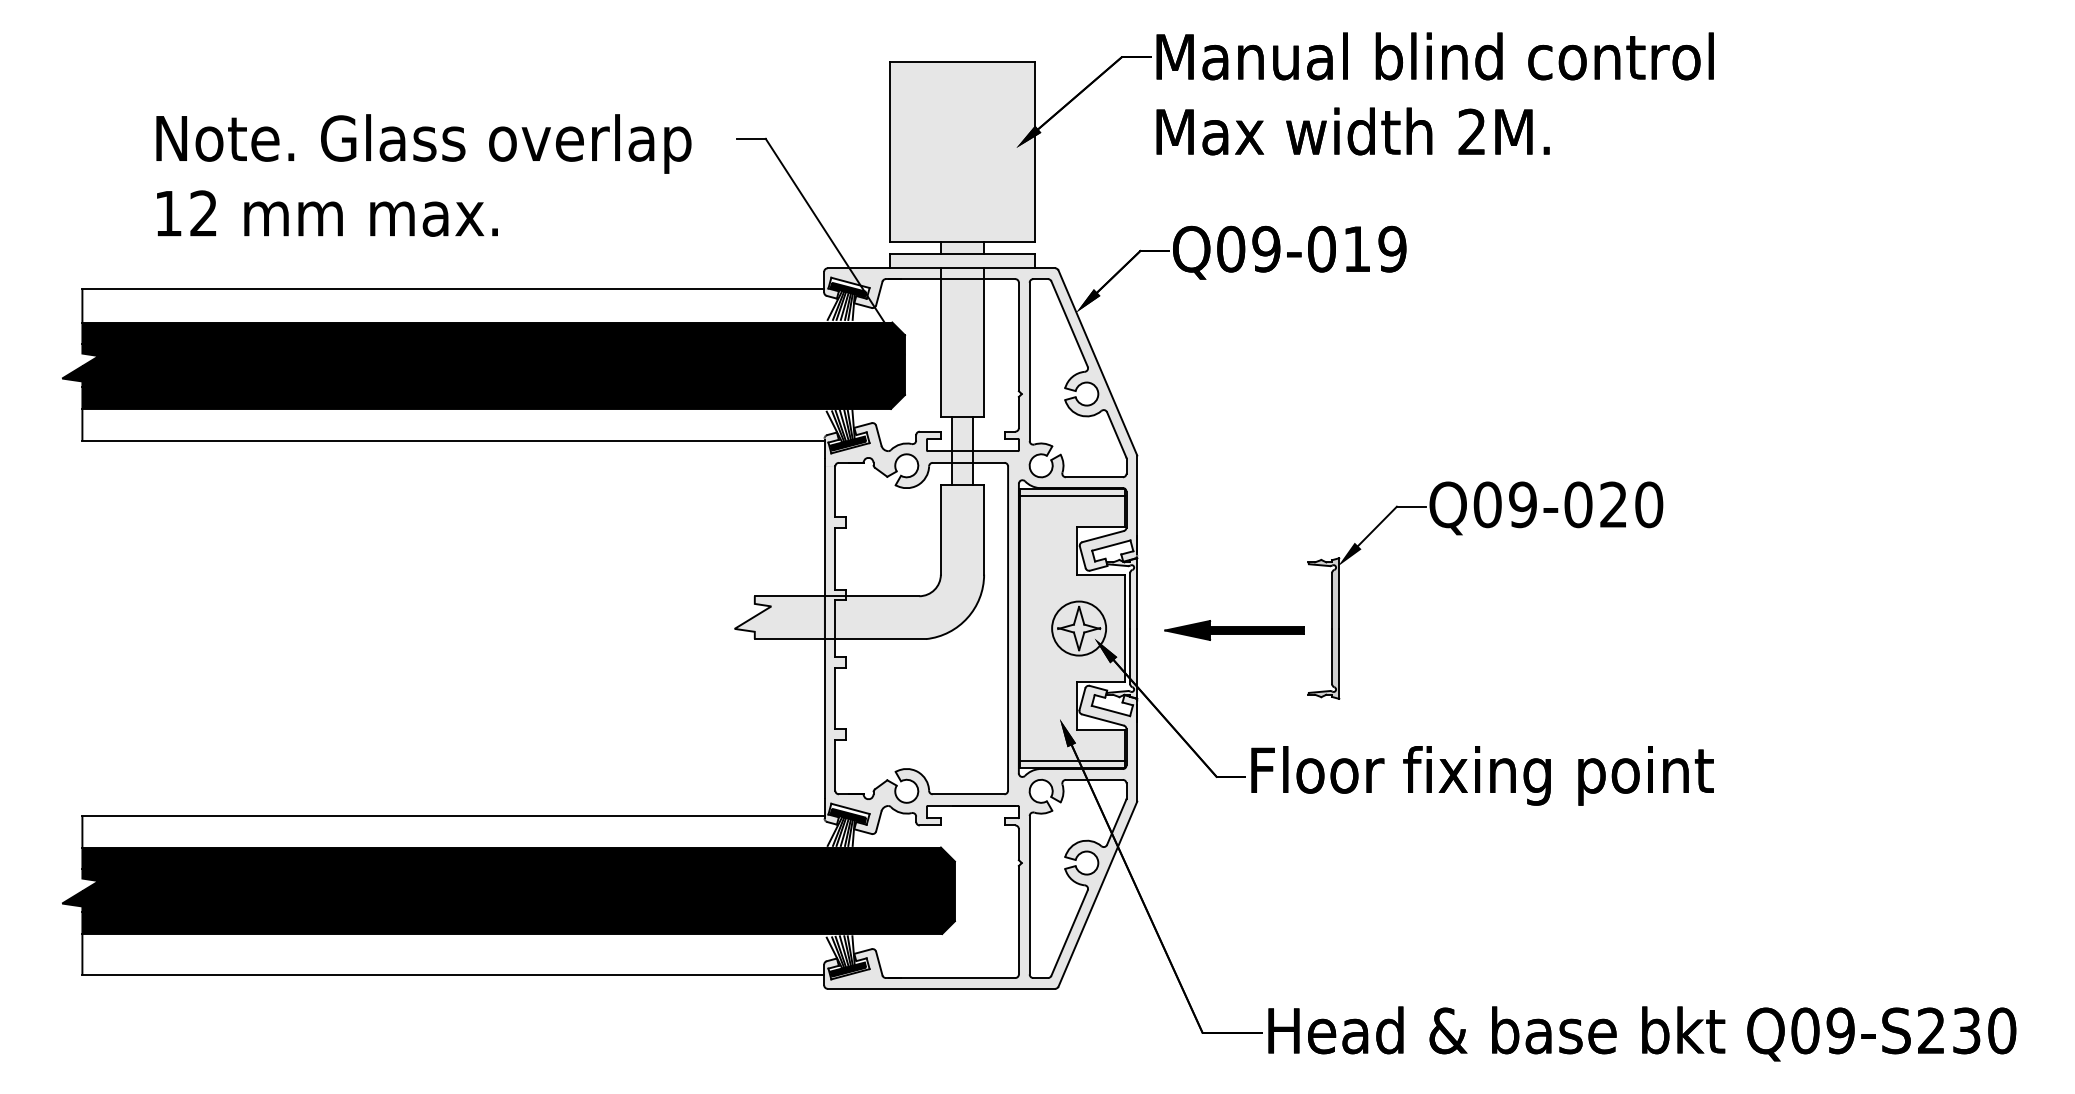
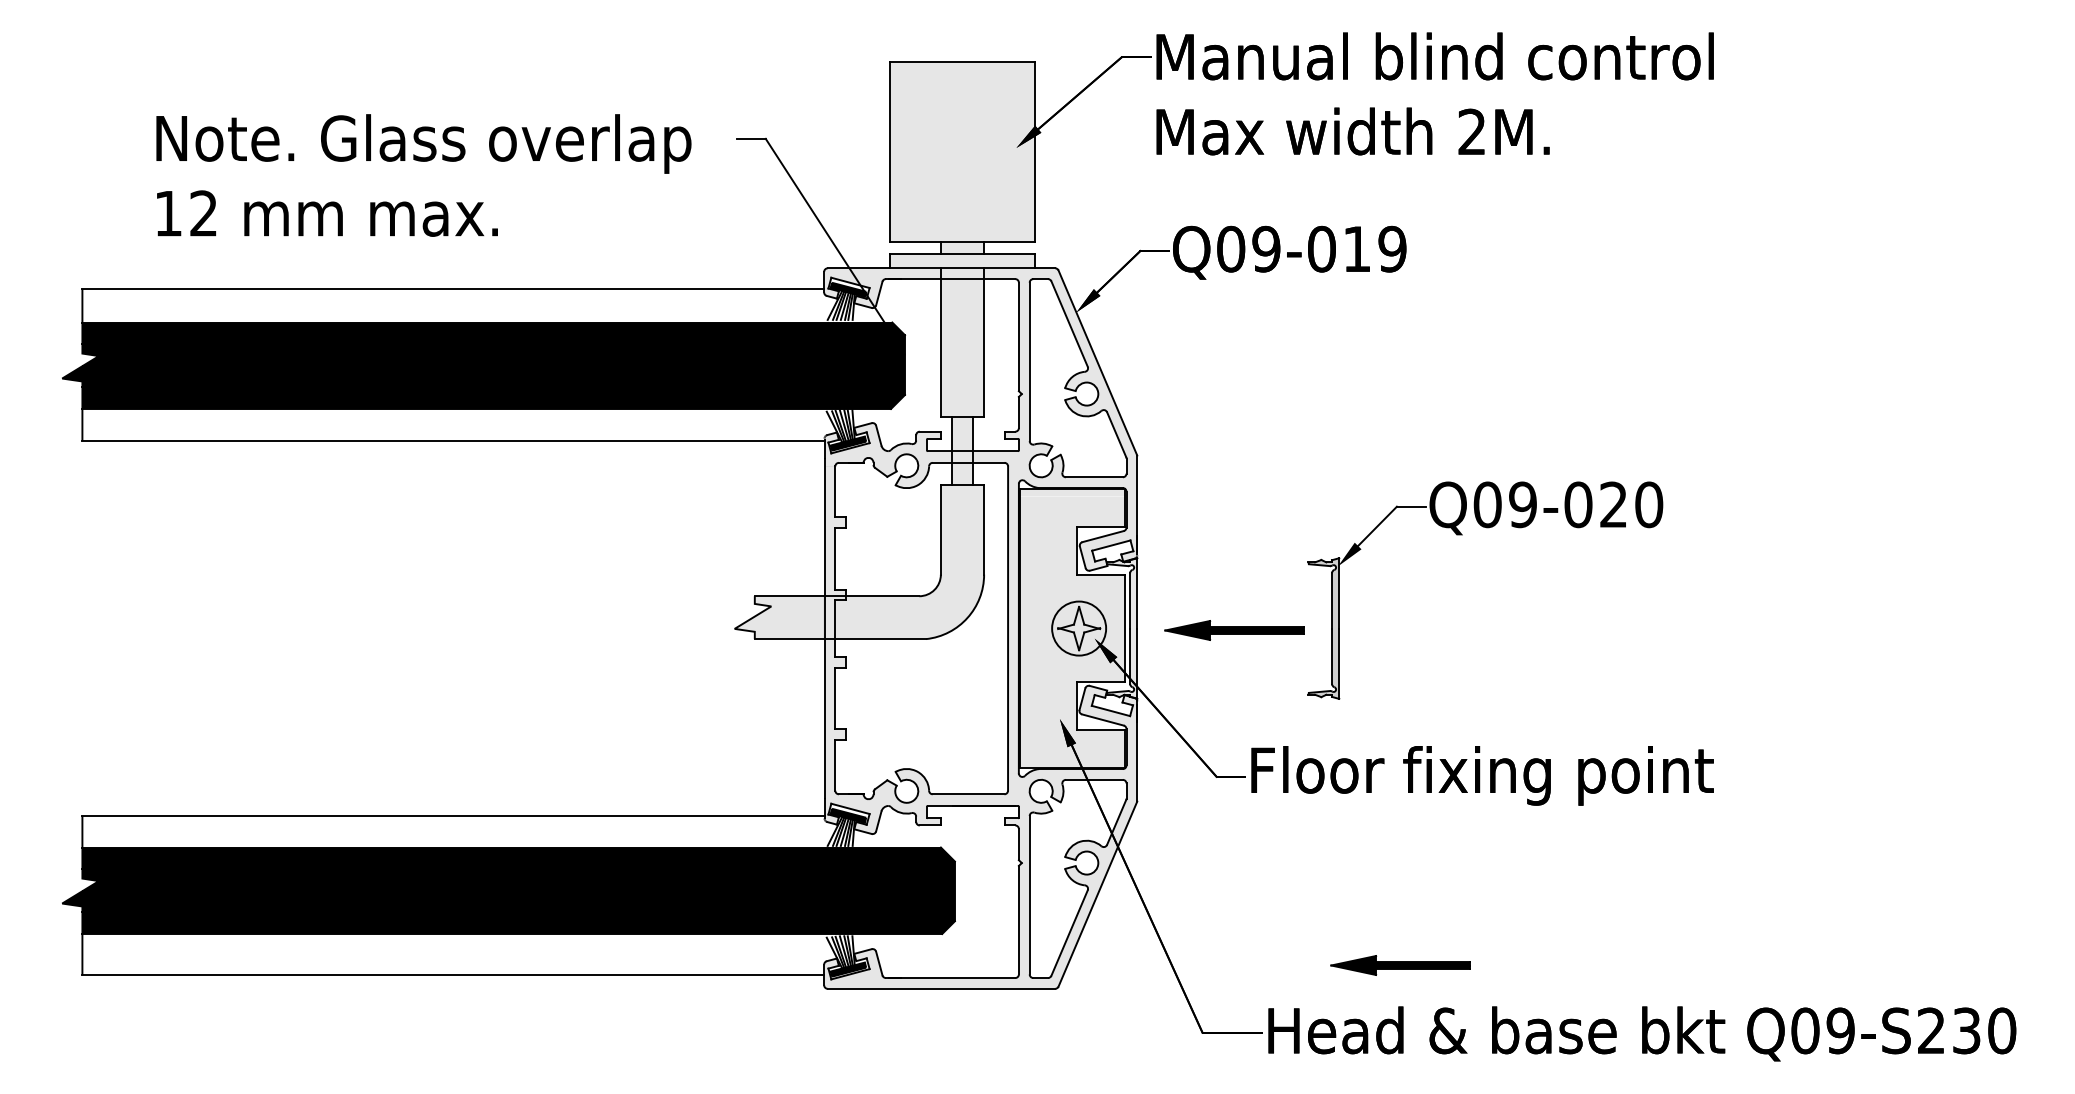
line: present -> none (1072, 496)
line: present -> none (1072, 761)
part: none -> present (1400, 965)
